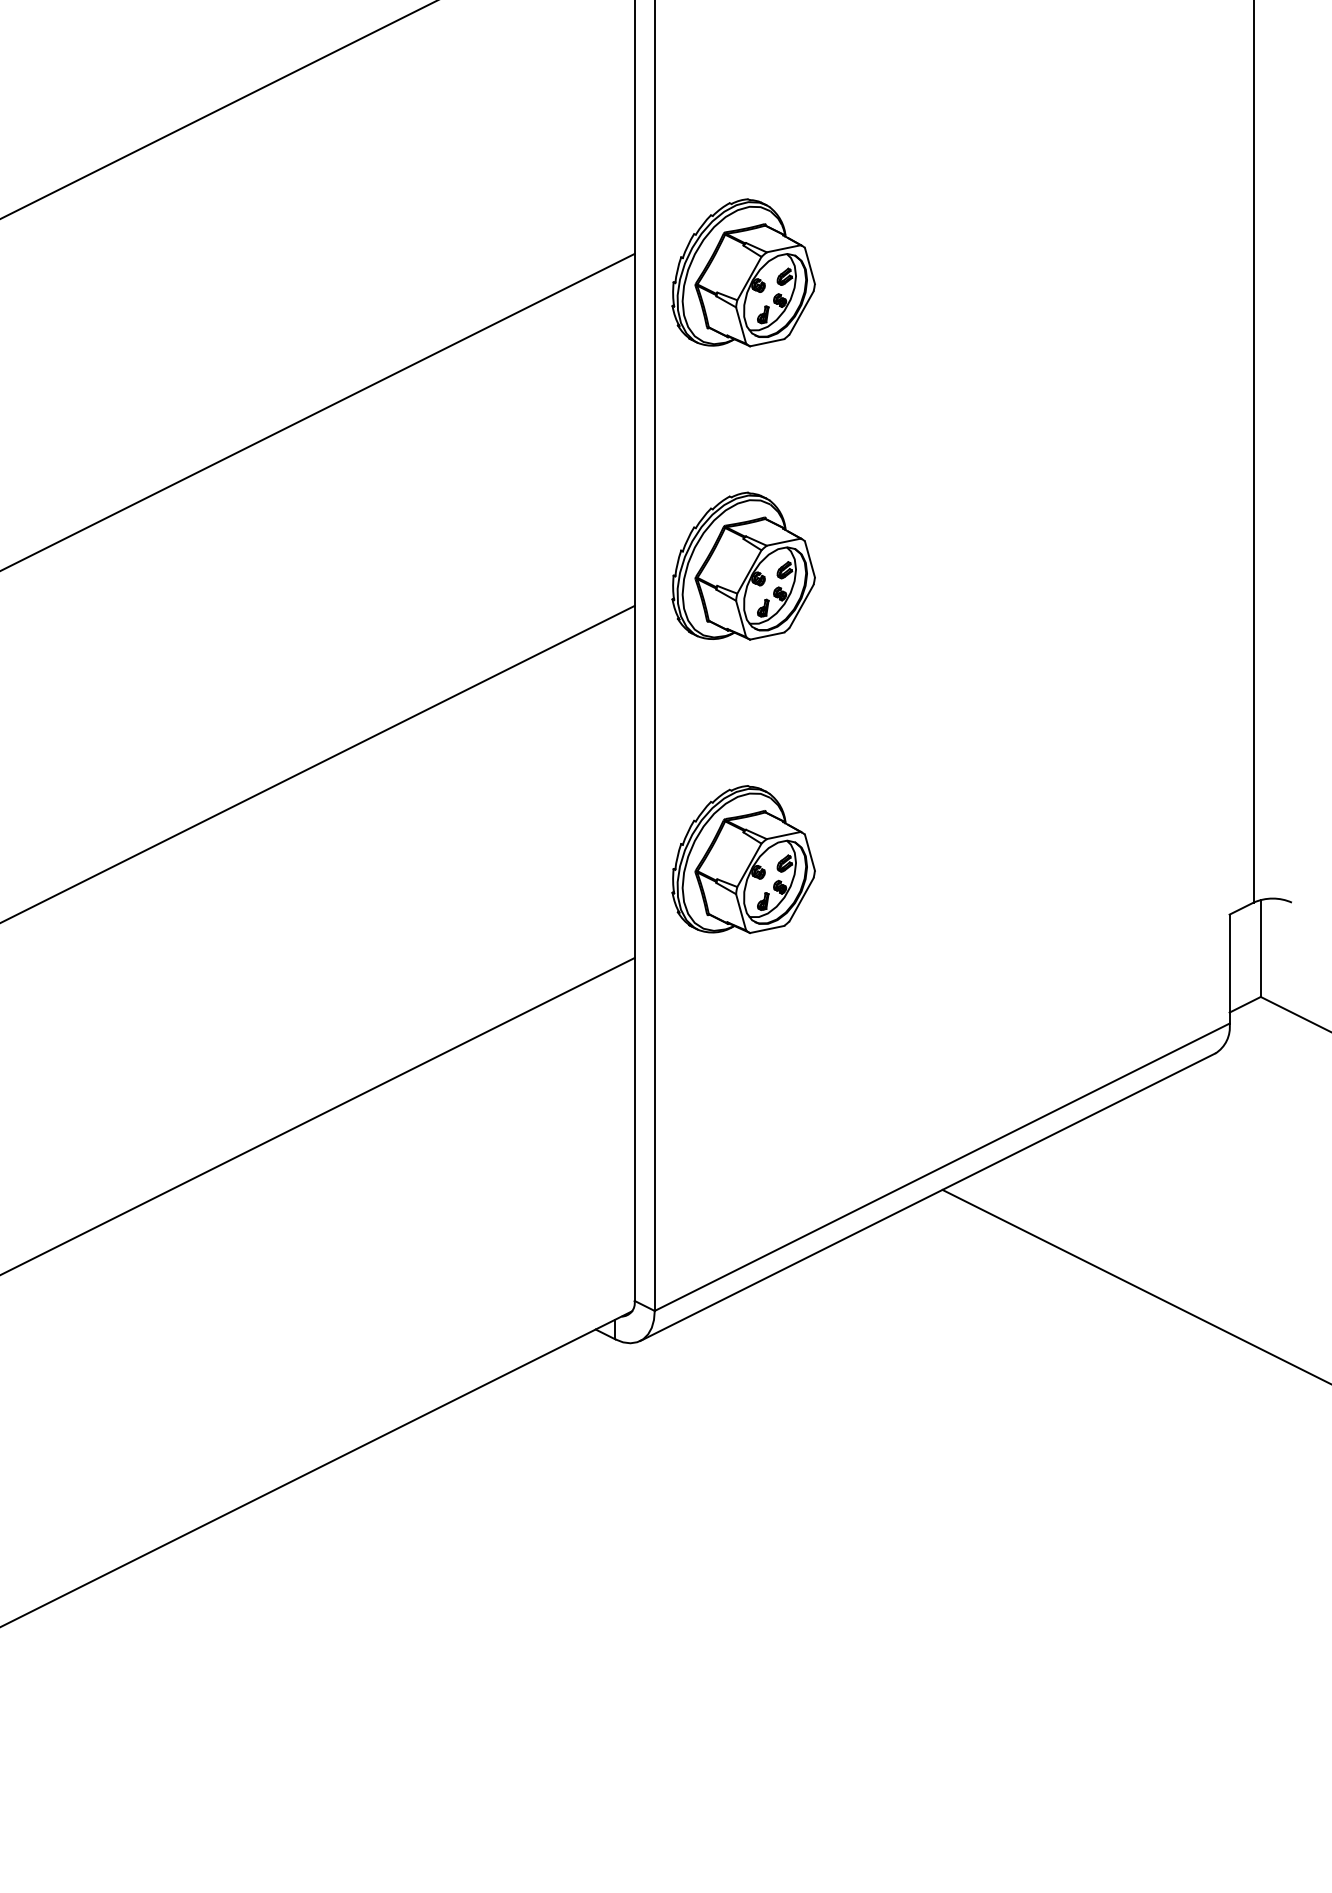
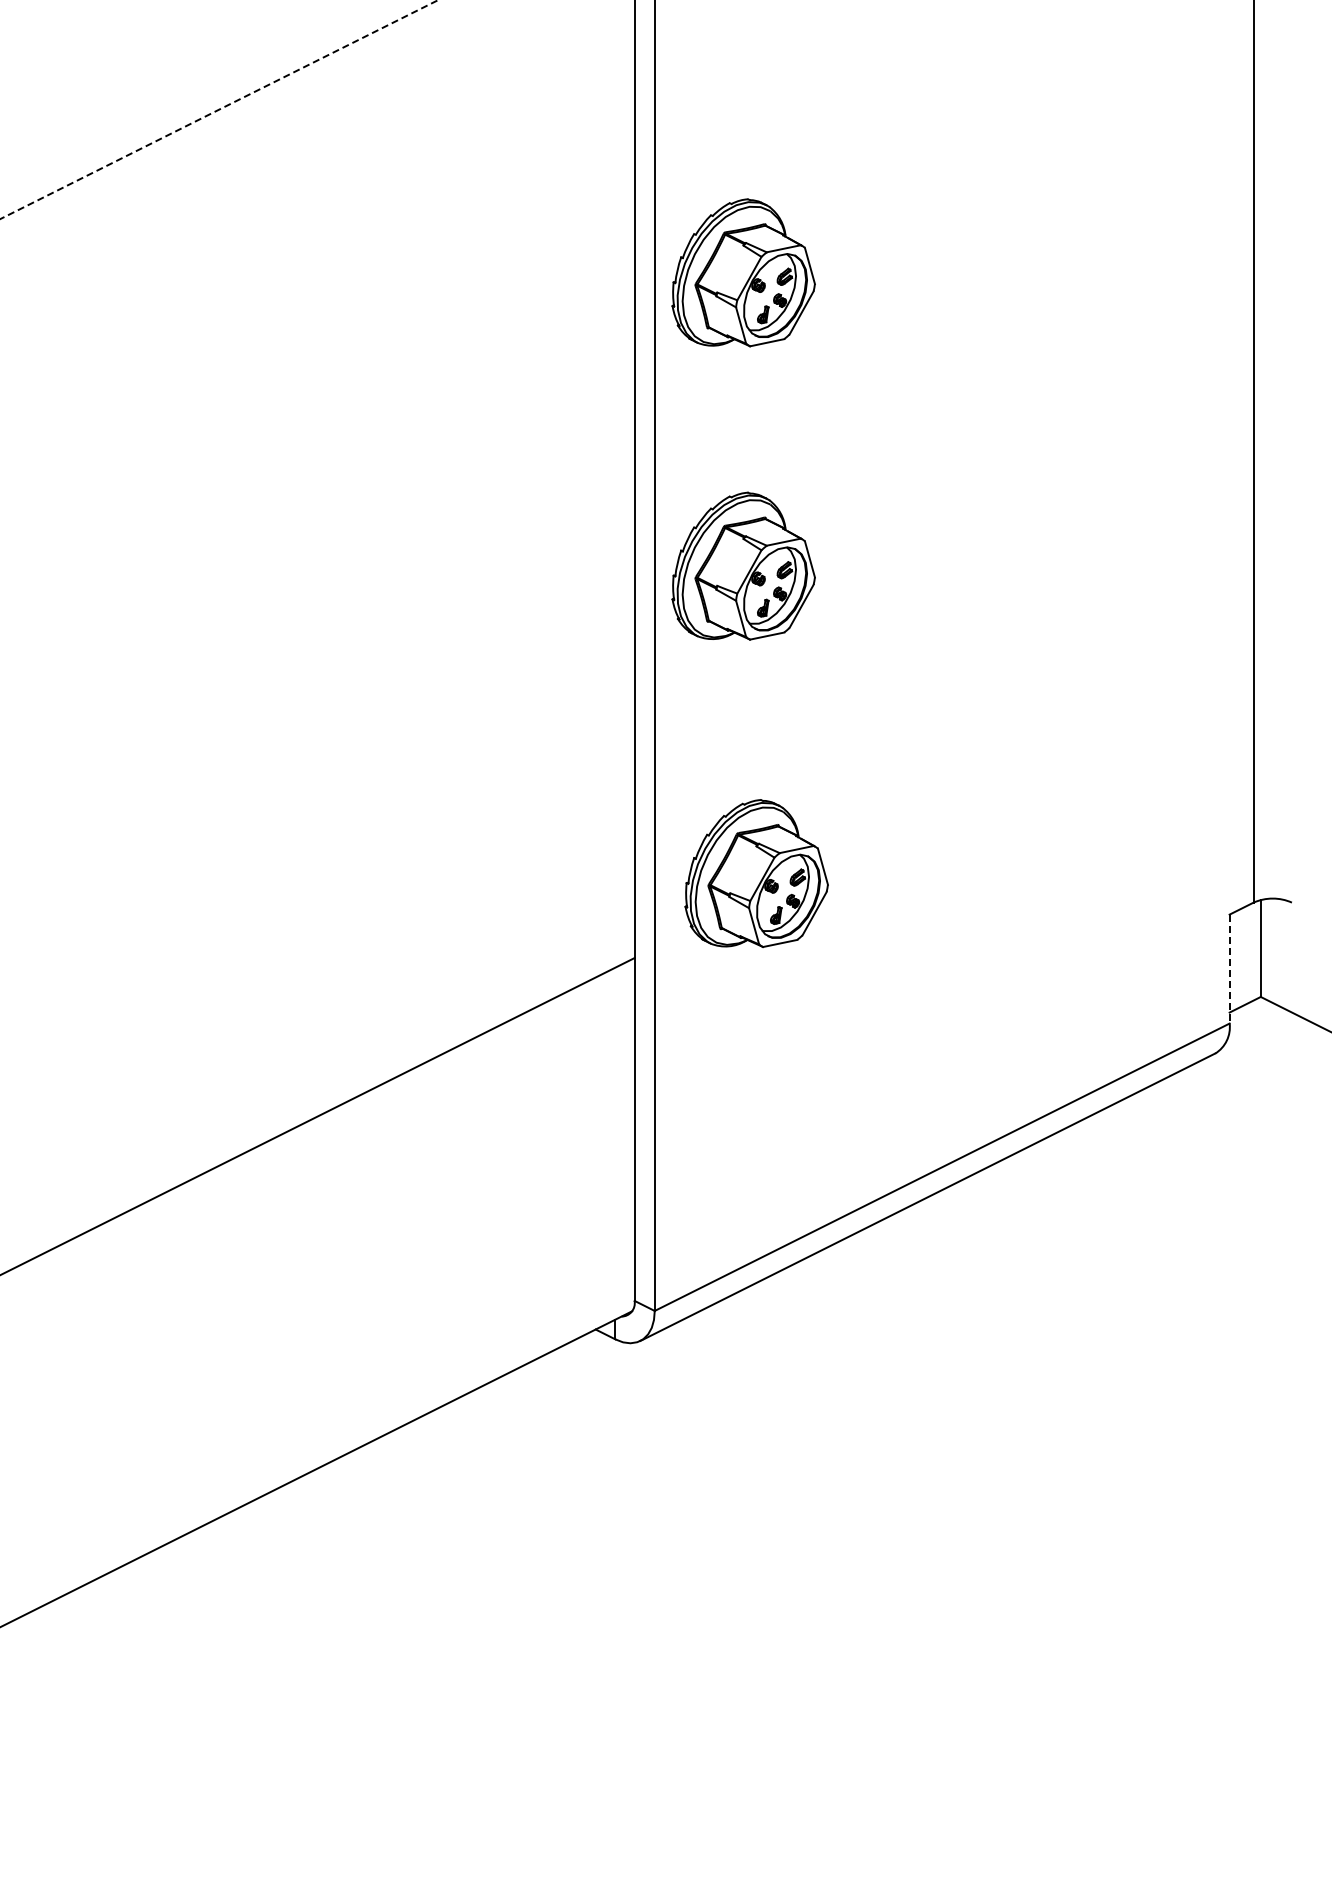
line: solid -> dashed (219, 109)
line: present -> none (318, 411)
line: present -> none (318, 763)
part position: (743, 859) -> (756, 873) (756, 873)
line: solid -> dashed (1229, 969)
line: present -> none (1135, 1285)
